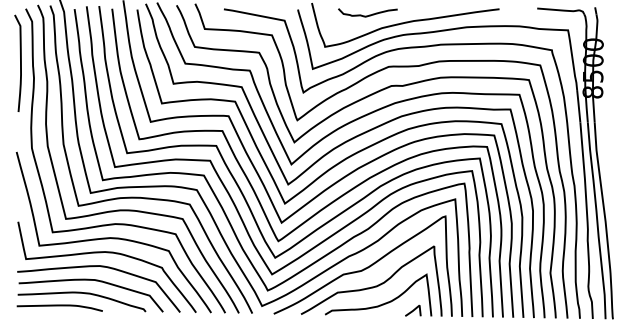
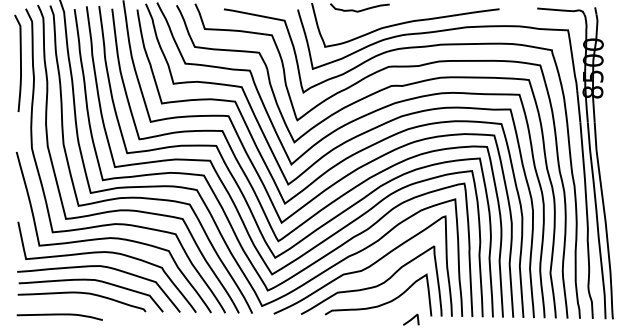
curve position: (369, 14) -> (361, 9) (361, 9)
curve position: (59, 306) -> (59, 315) (59, 315)
curve position: (413, 310) -> (411, 319) (411, 319)
